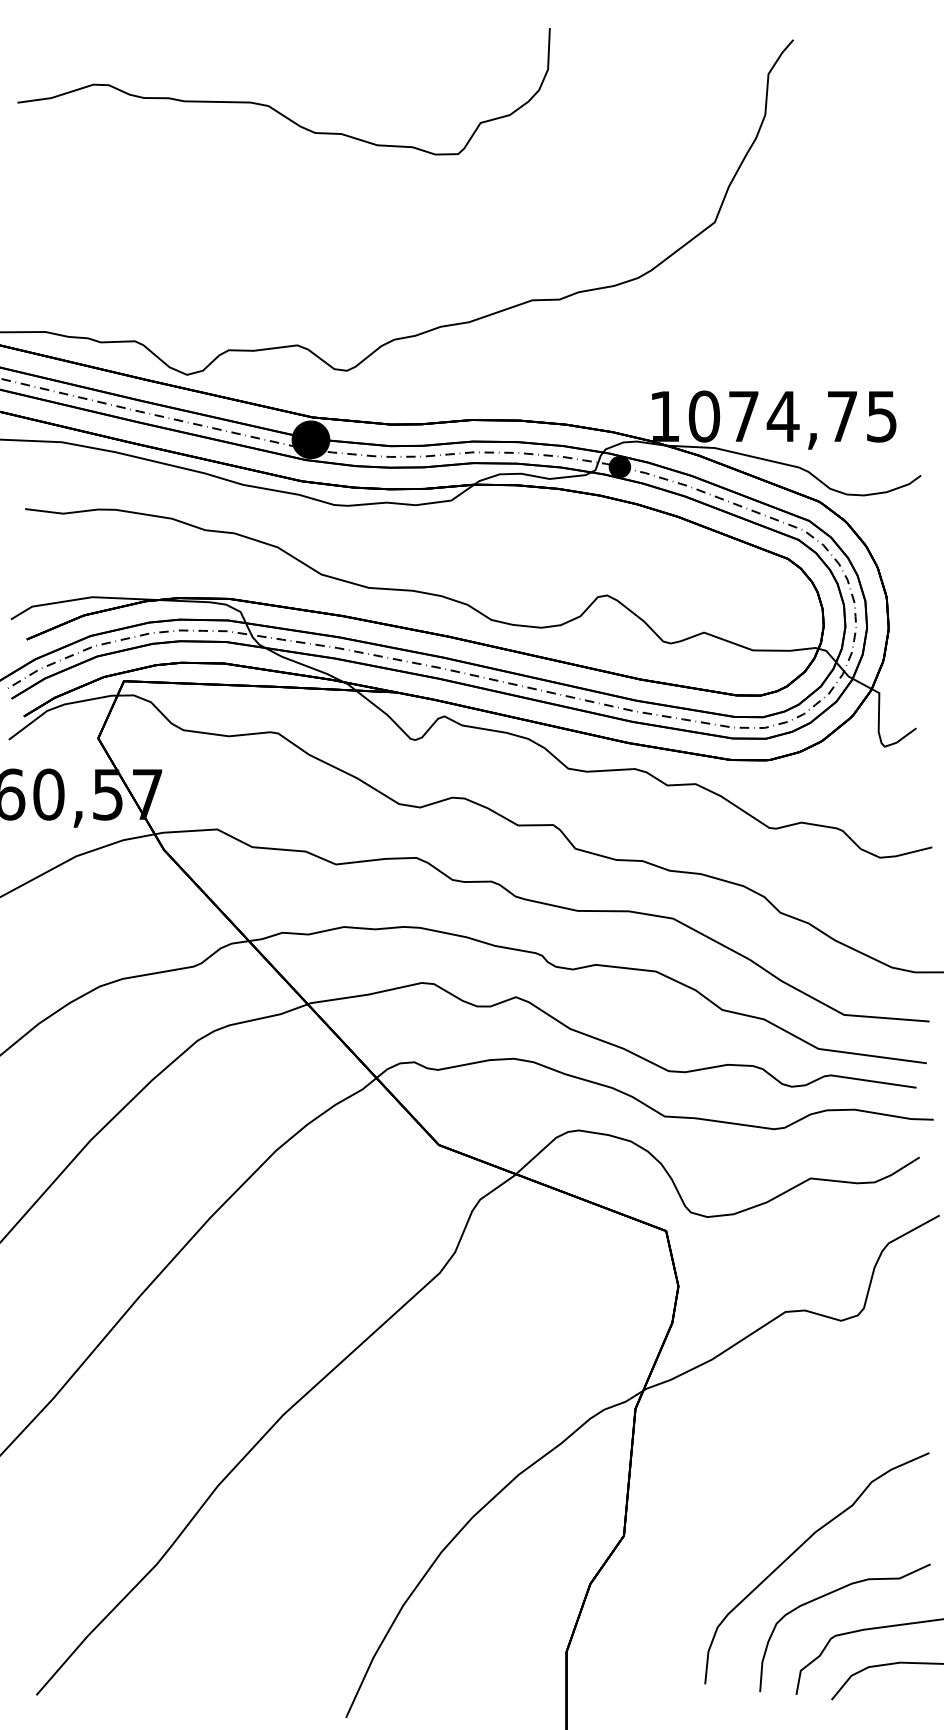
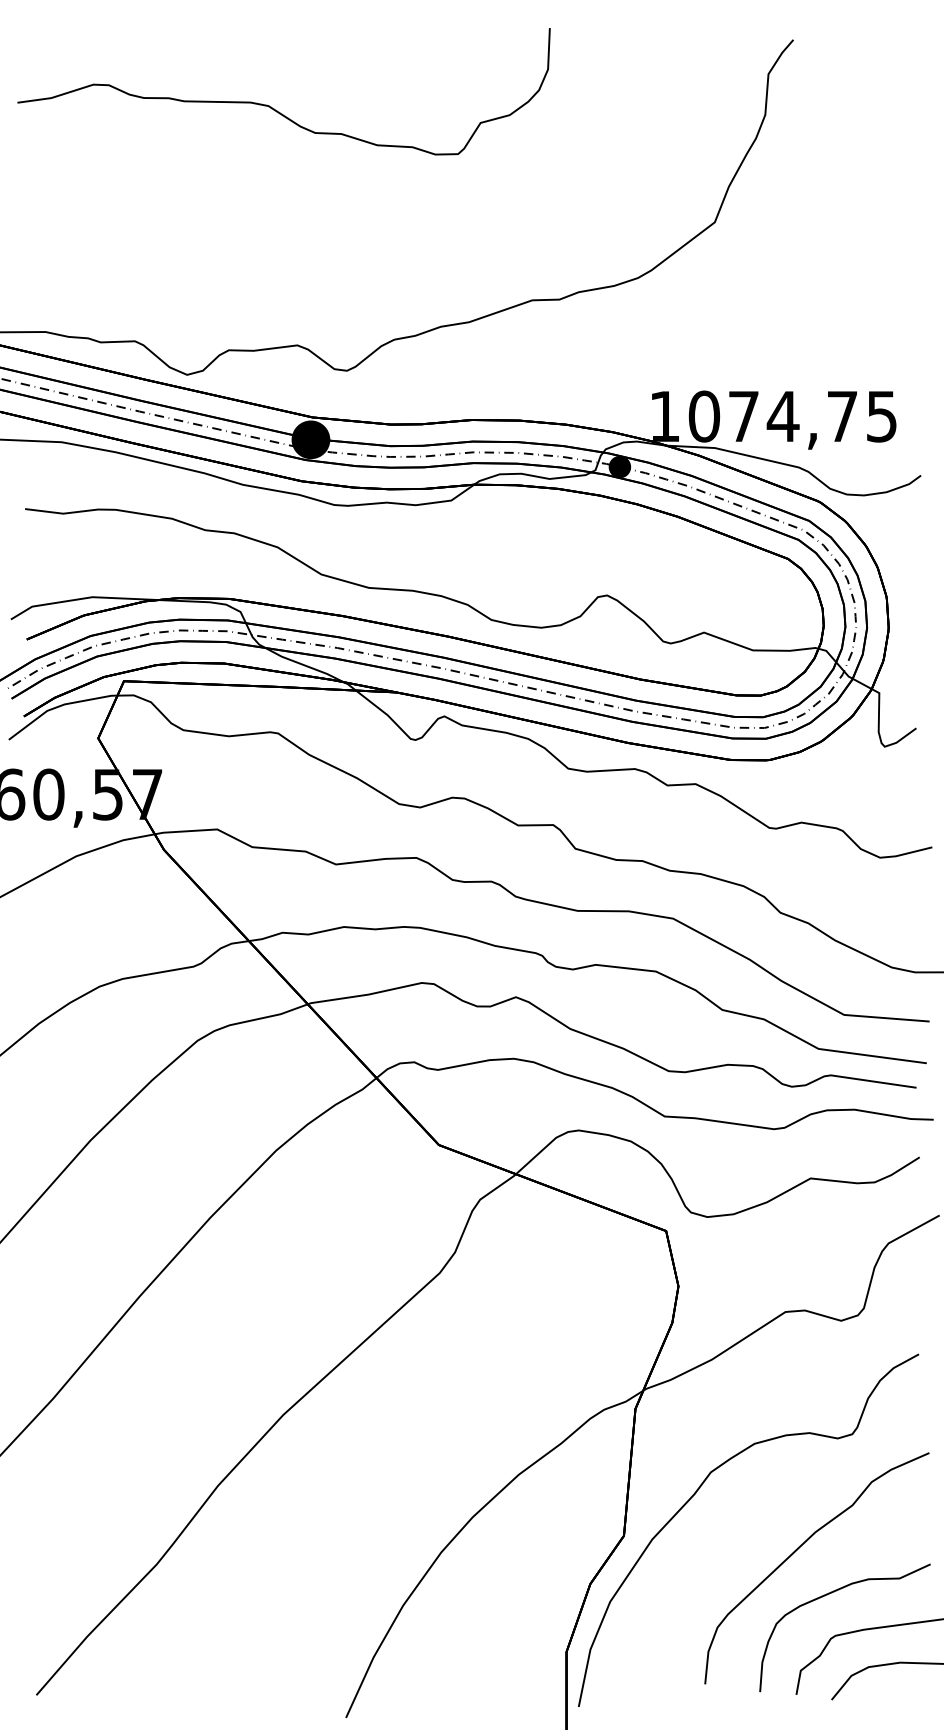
curve: none -> present (696, 1493)
